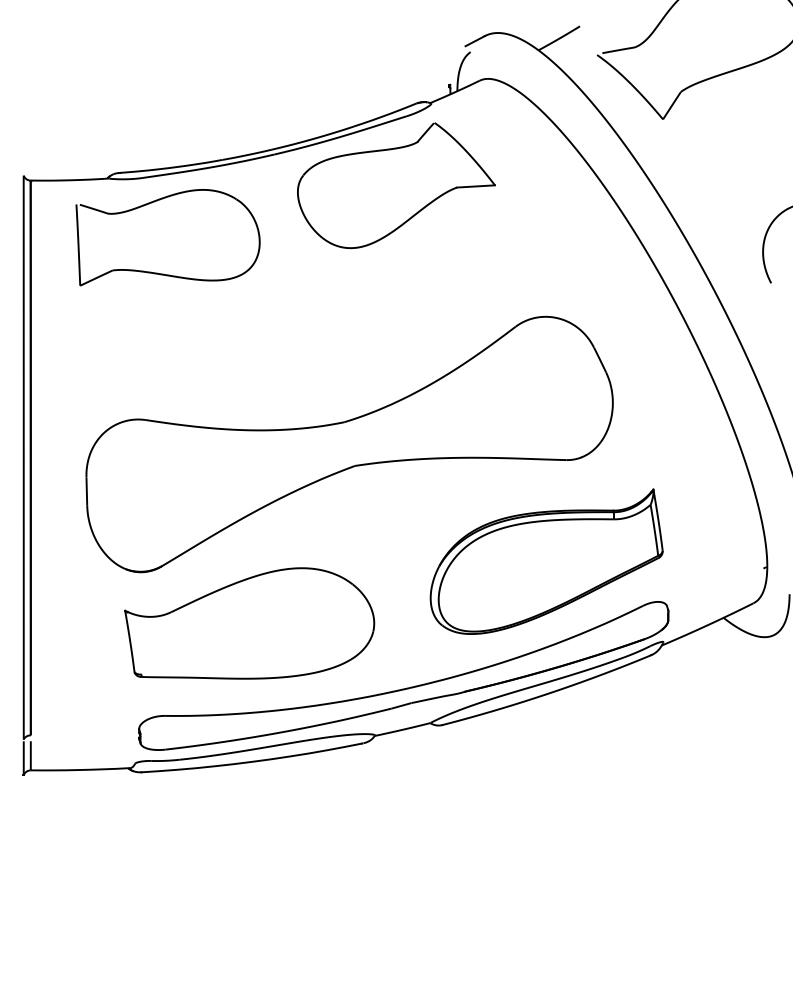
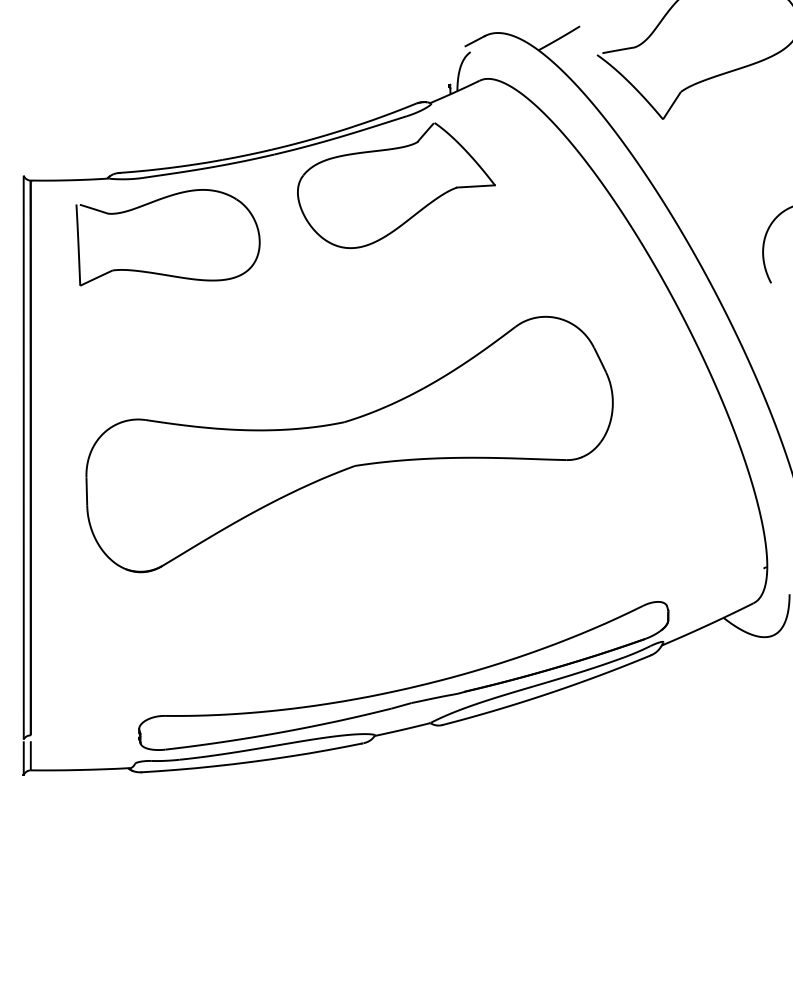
part: present -> none (546, 561)
part: present -> none (249, 623)
